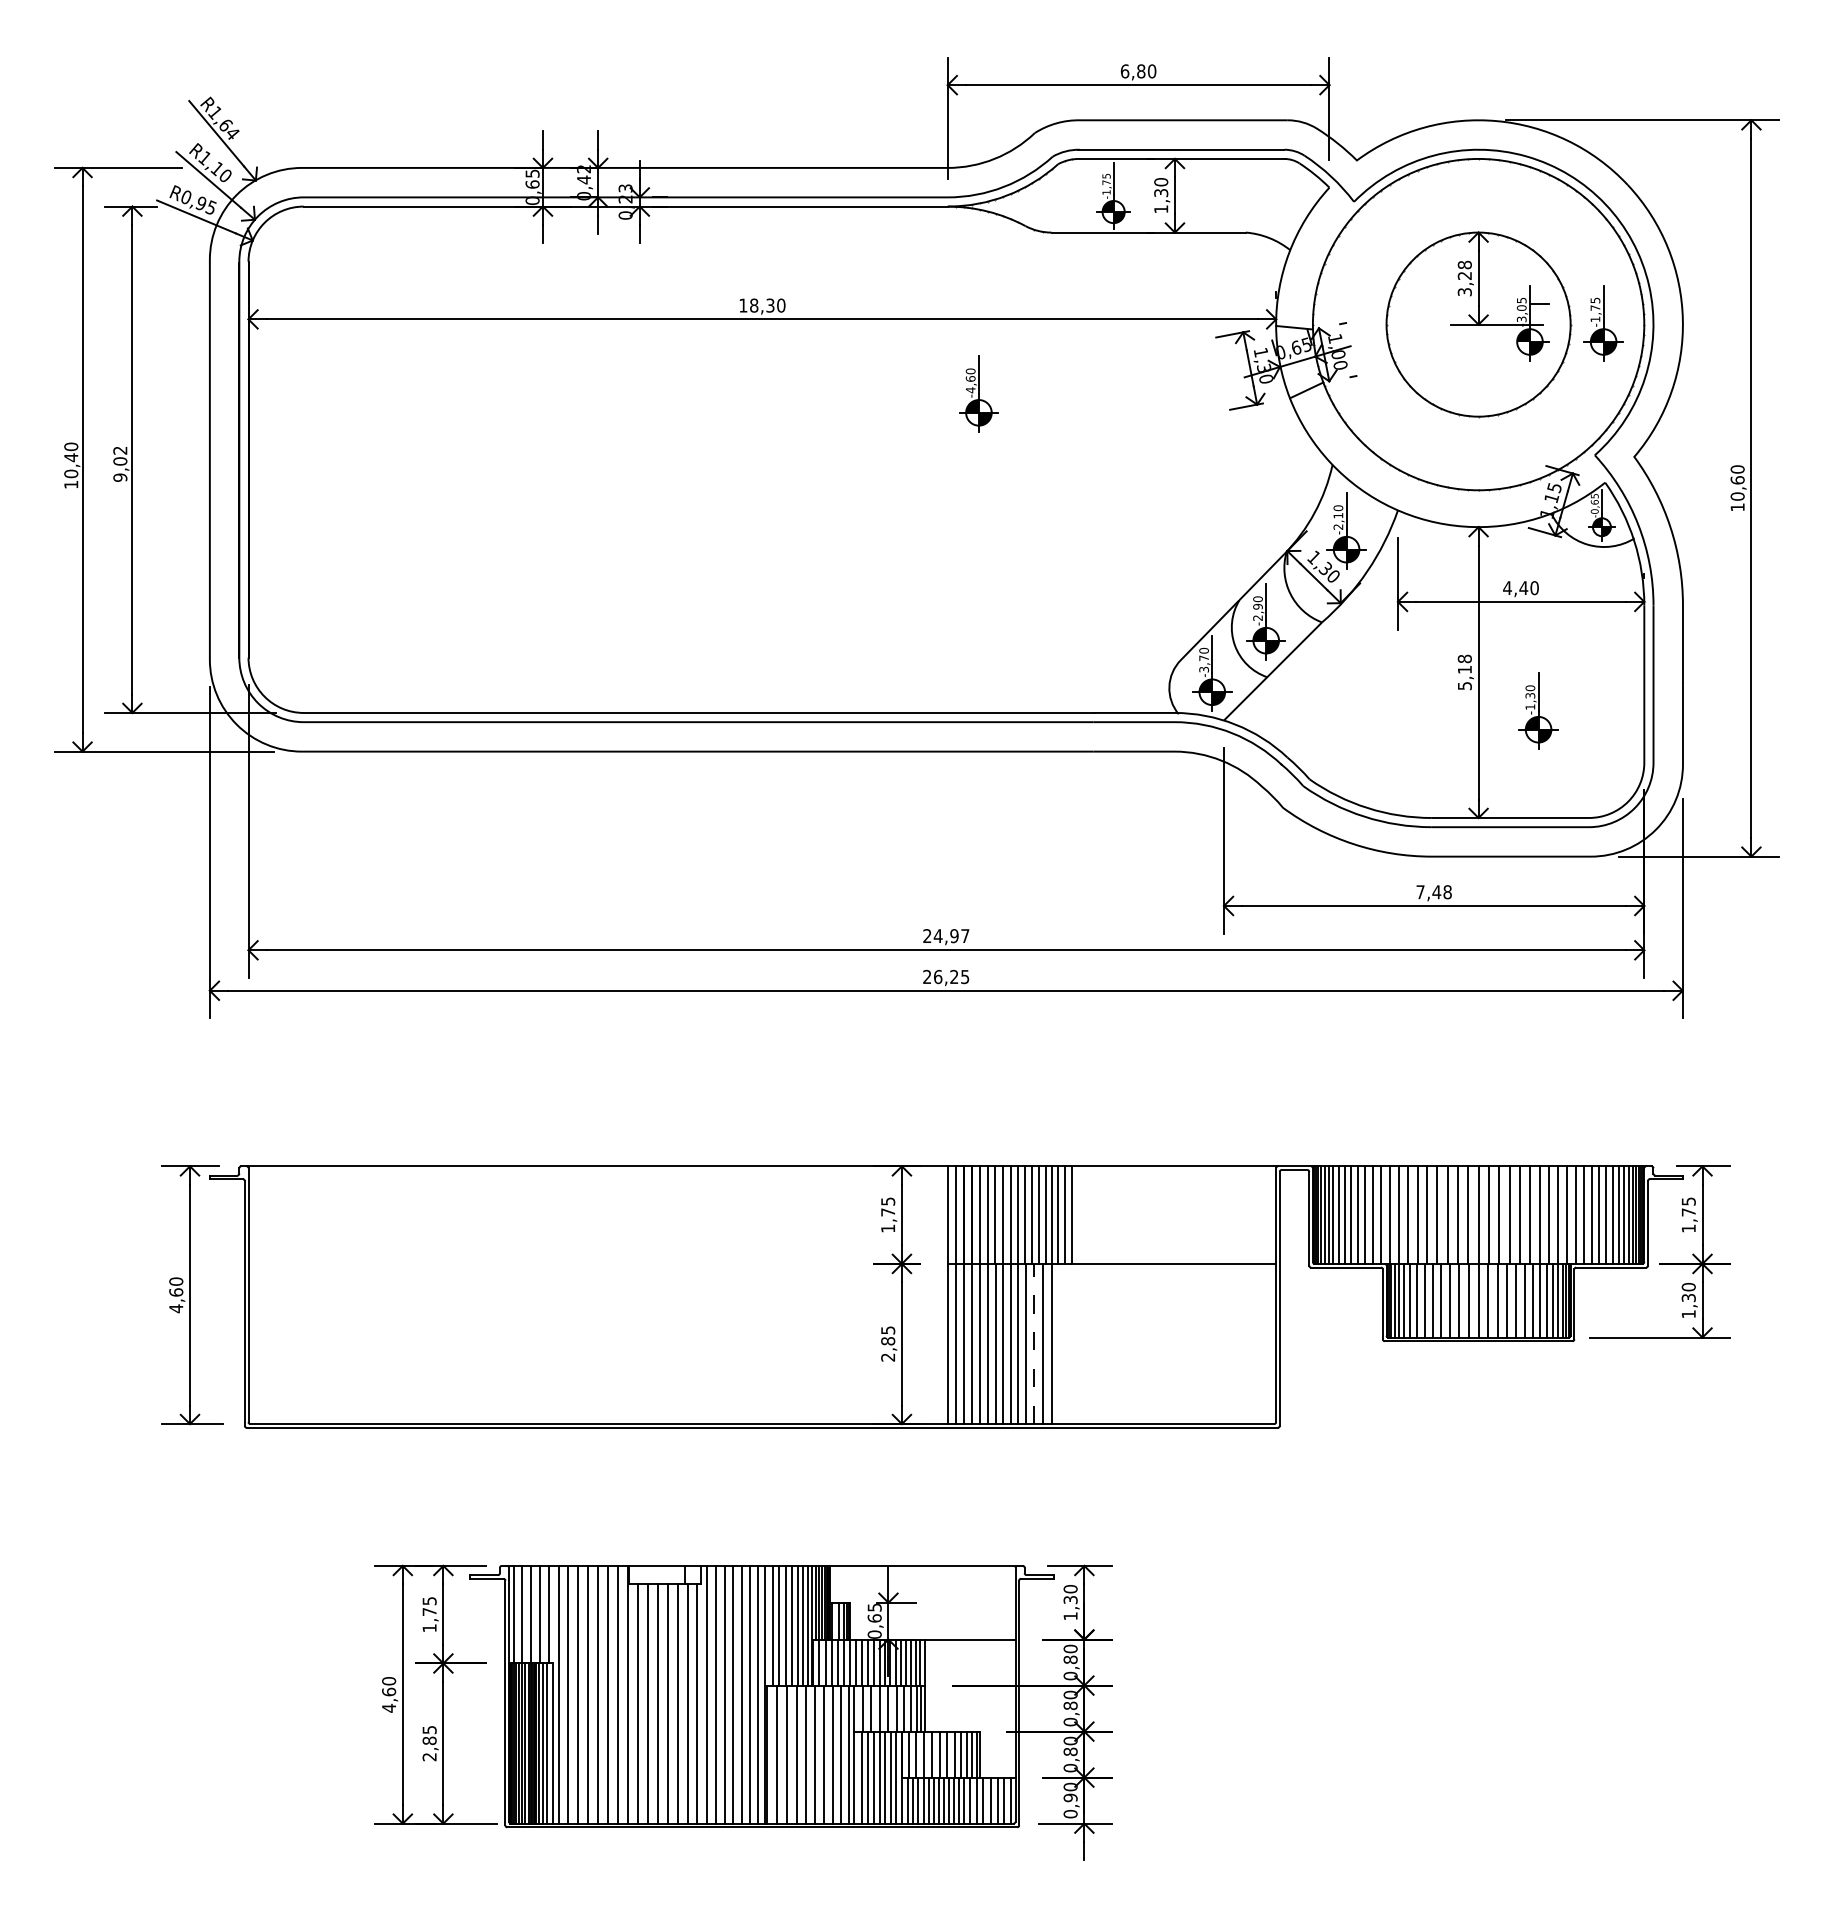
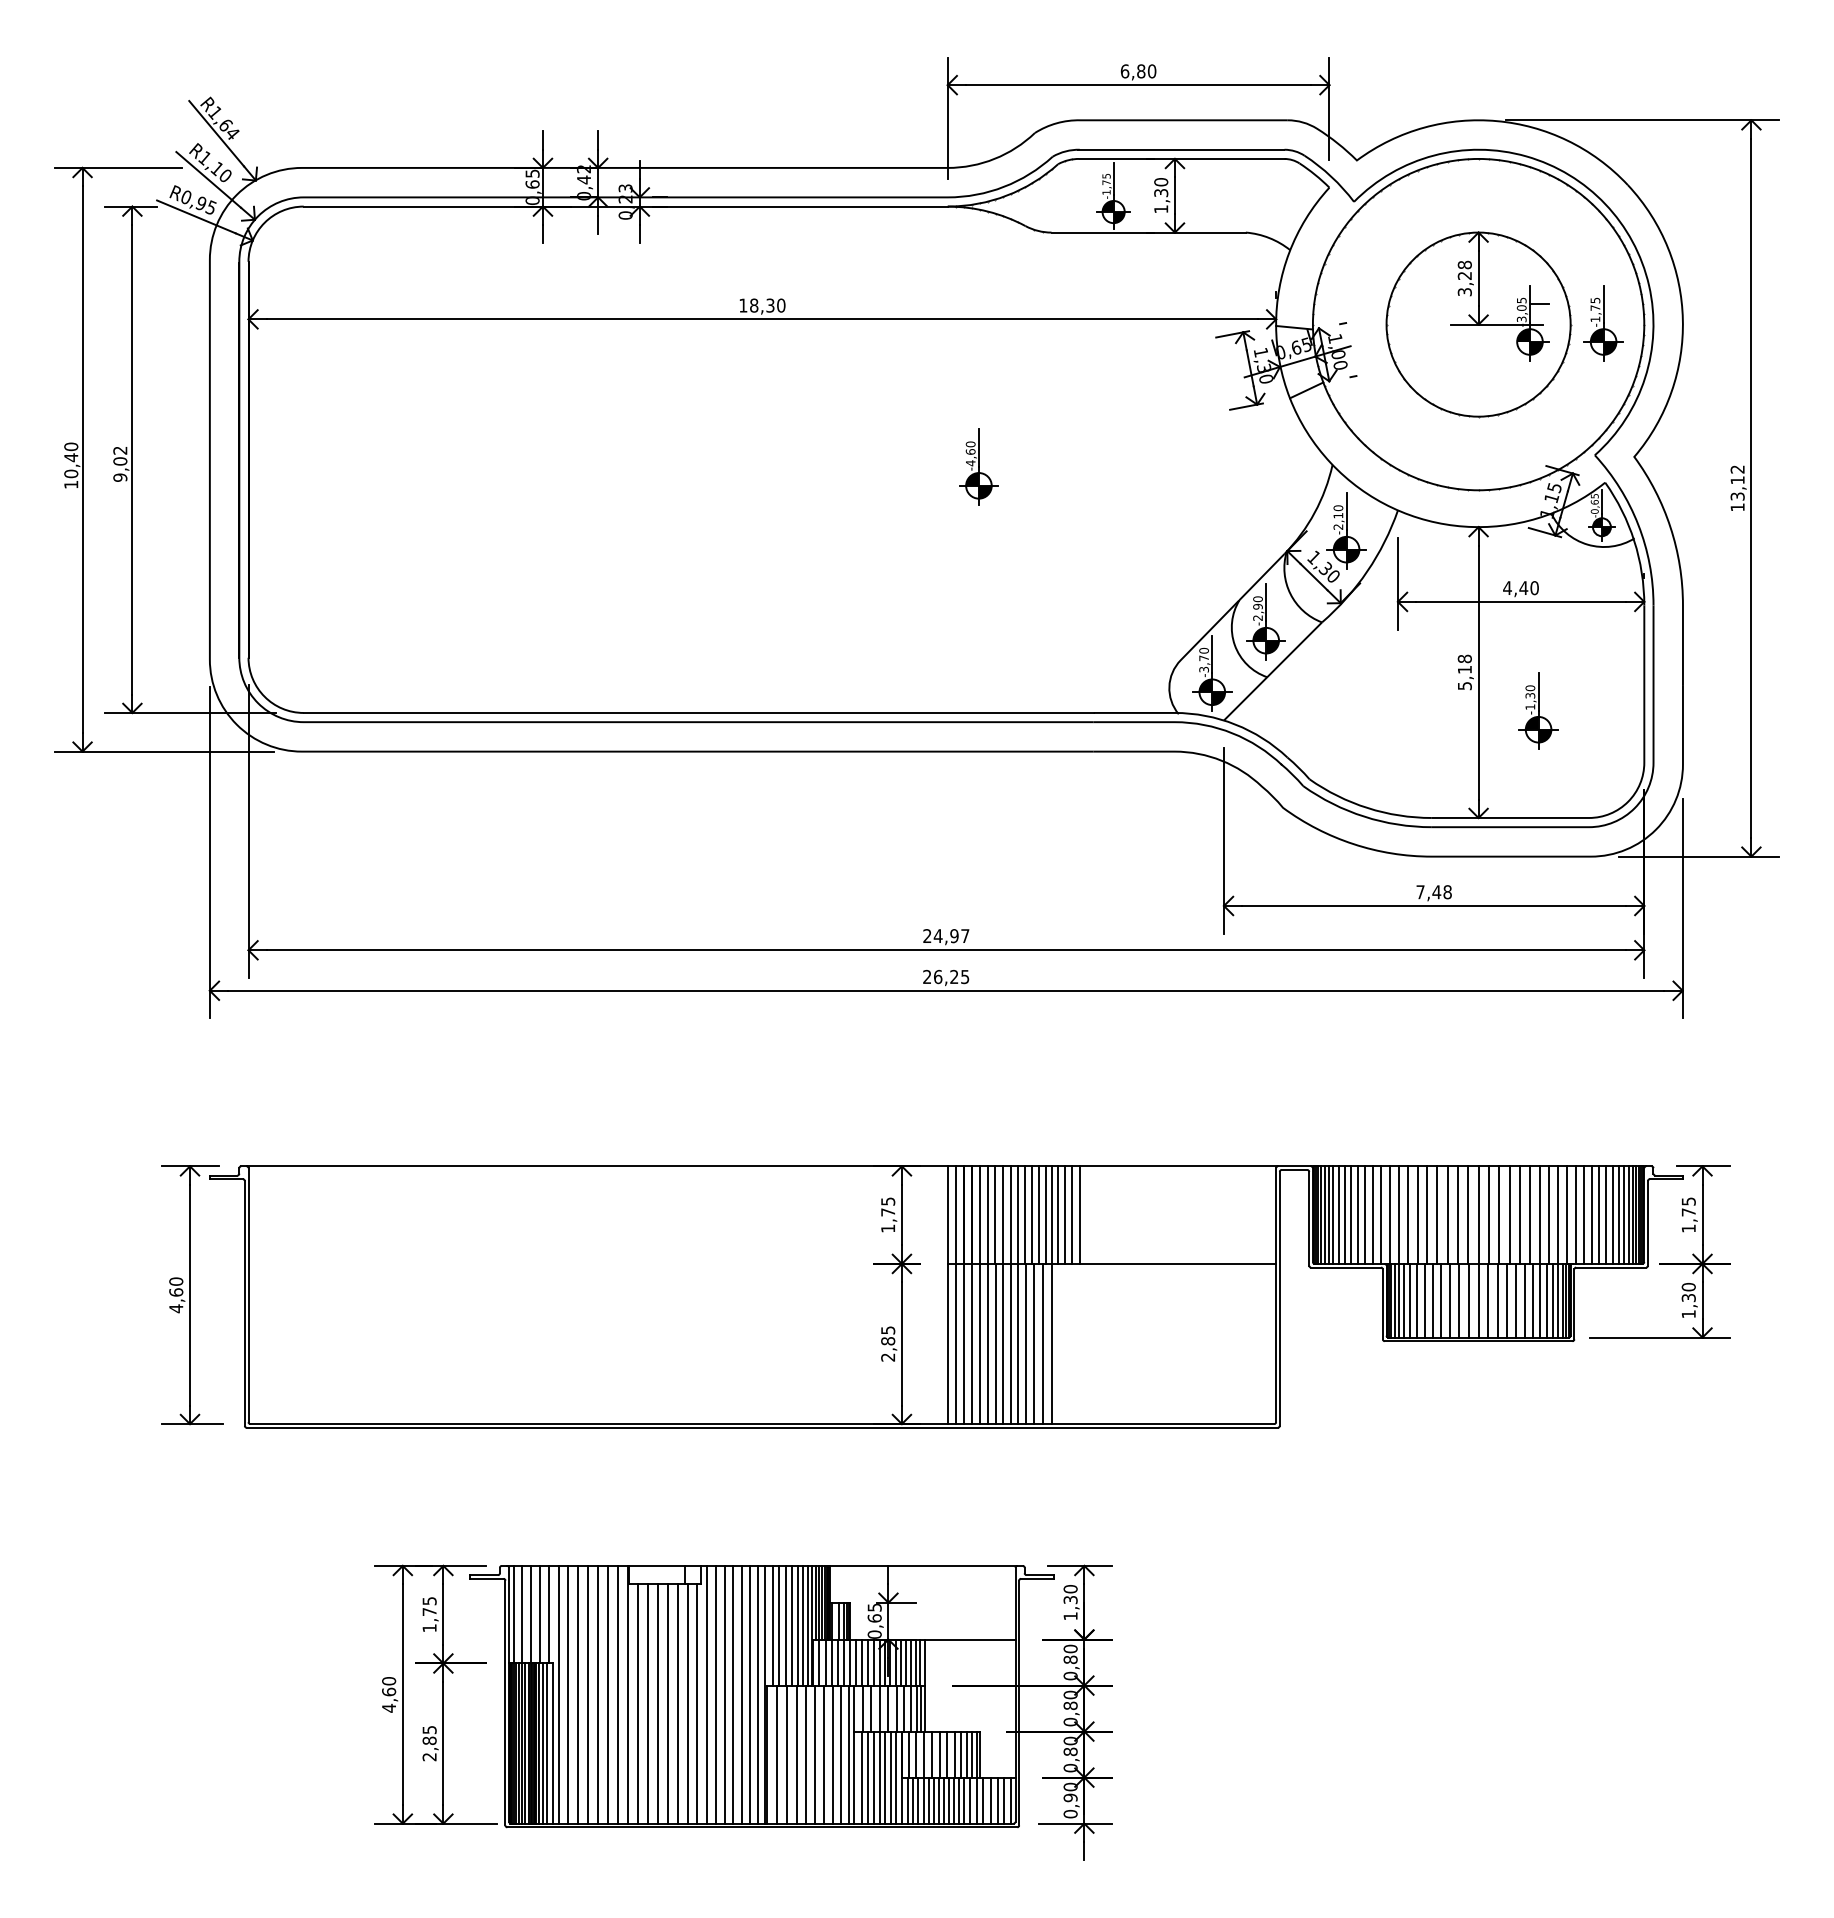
part position: (978, 393) -> (978, 466) (978, 466)
text: 10,60 -> 13,12 (1737, 482)
line: none -> present (1079, 1214)
line: dashed -> solid (1033, 1343)
